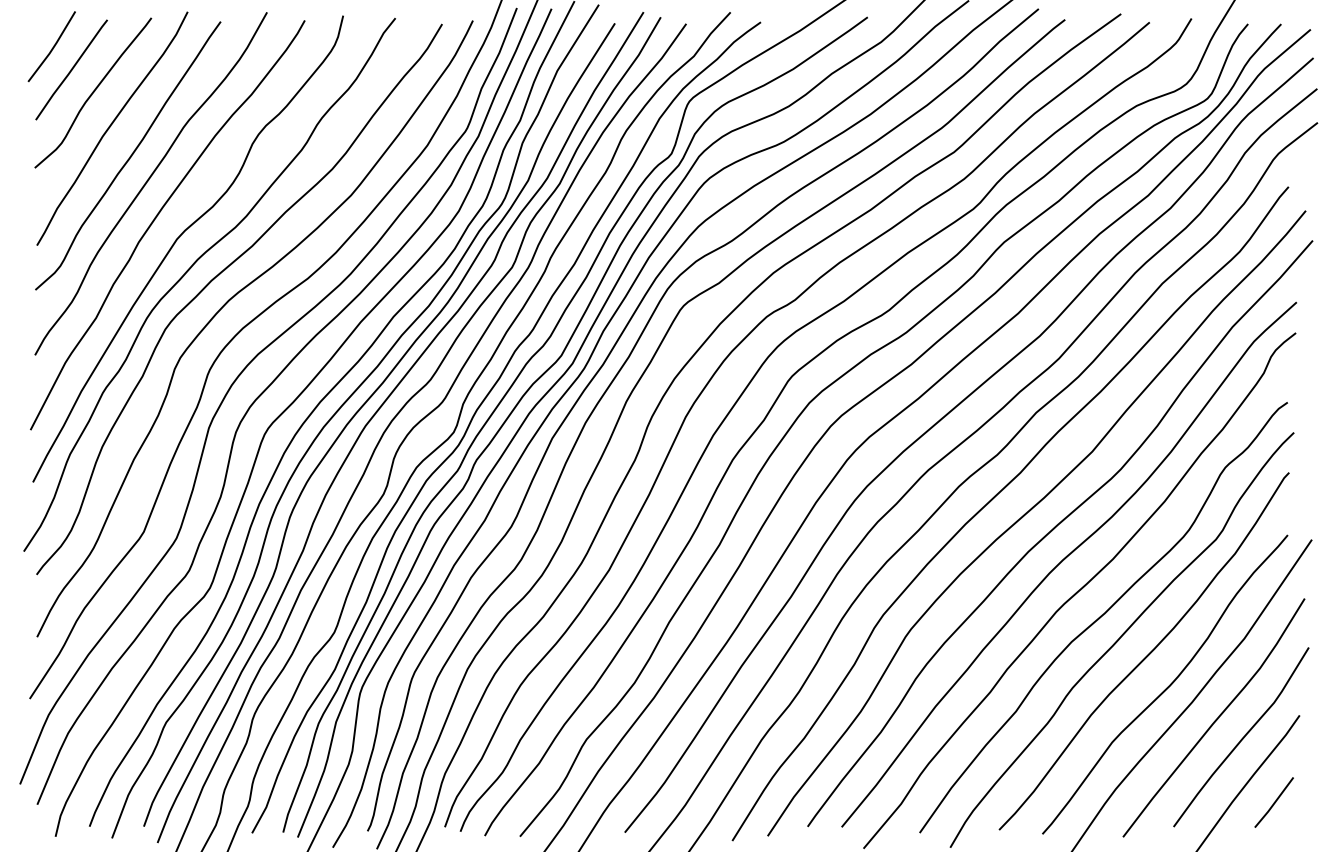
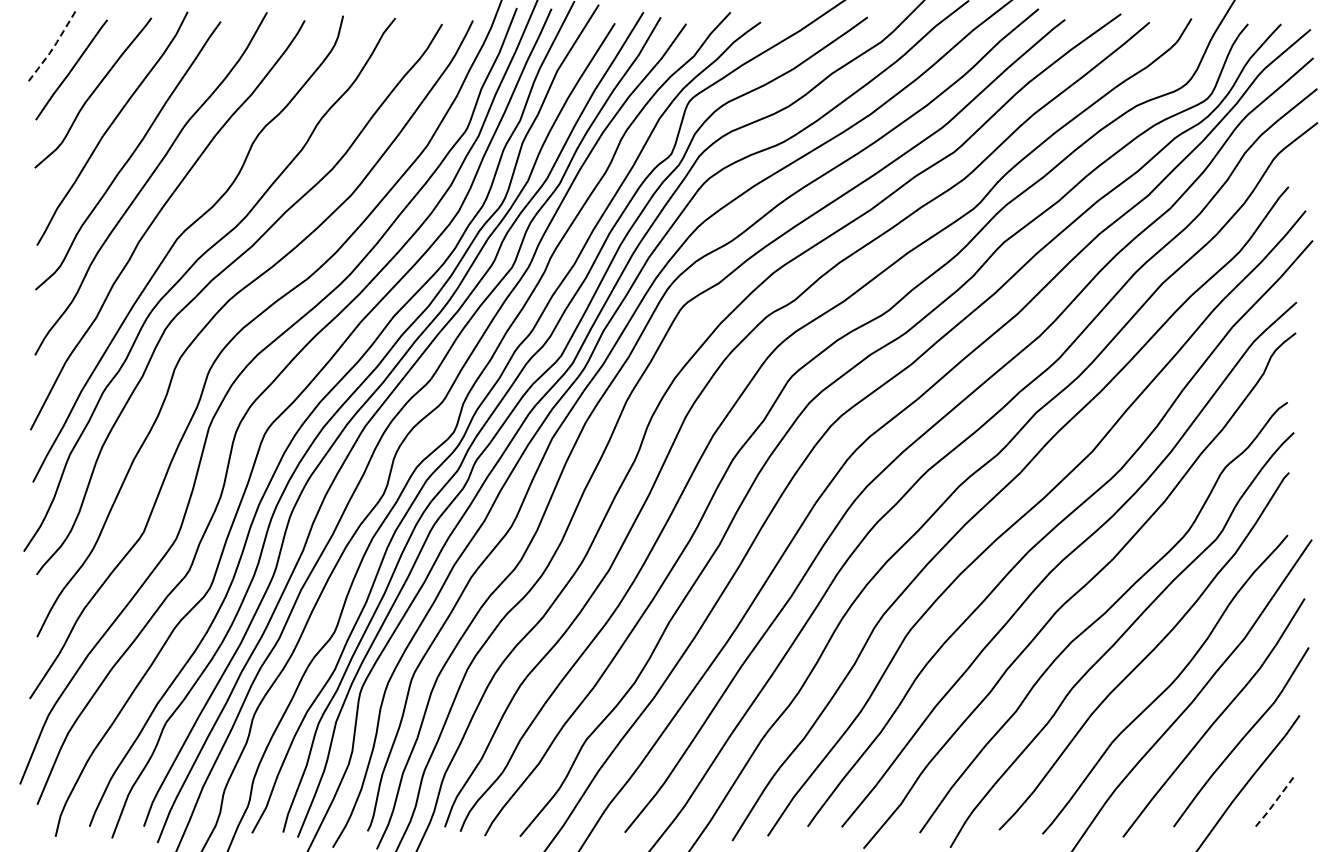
line: solid -> dashed (53, 48)
line: solid -> dashed (1274, 803)
